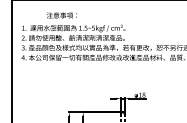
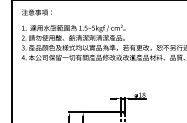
text position: (61, 15) -> (36, 12) (36, 12)
